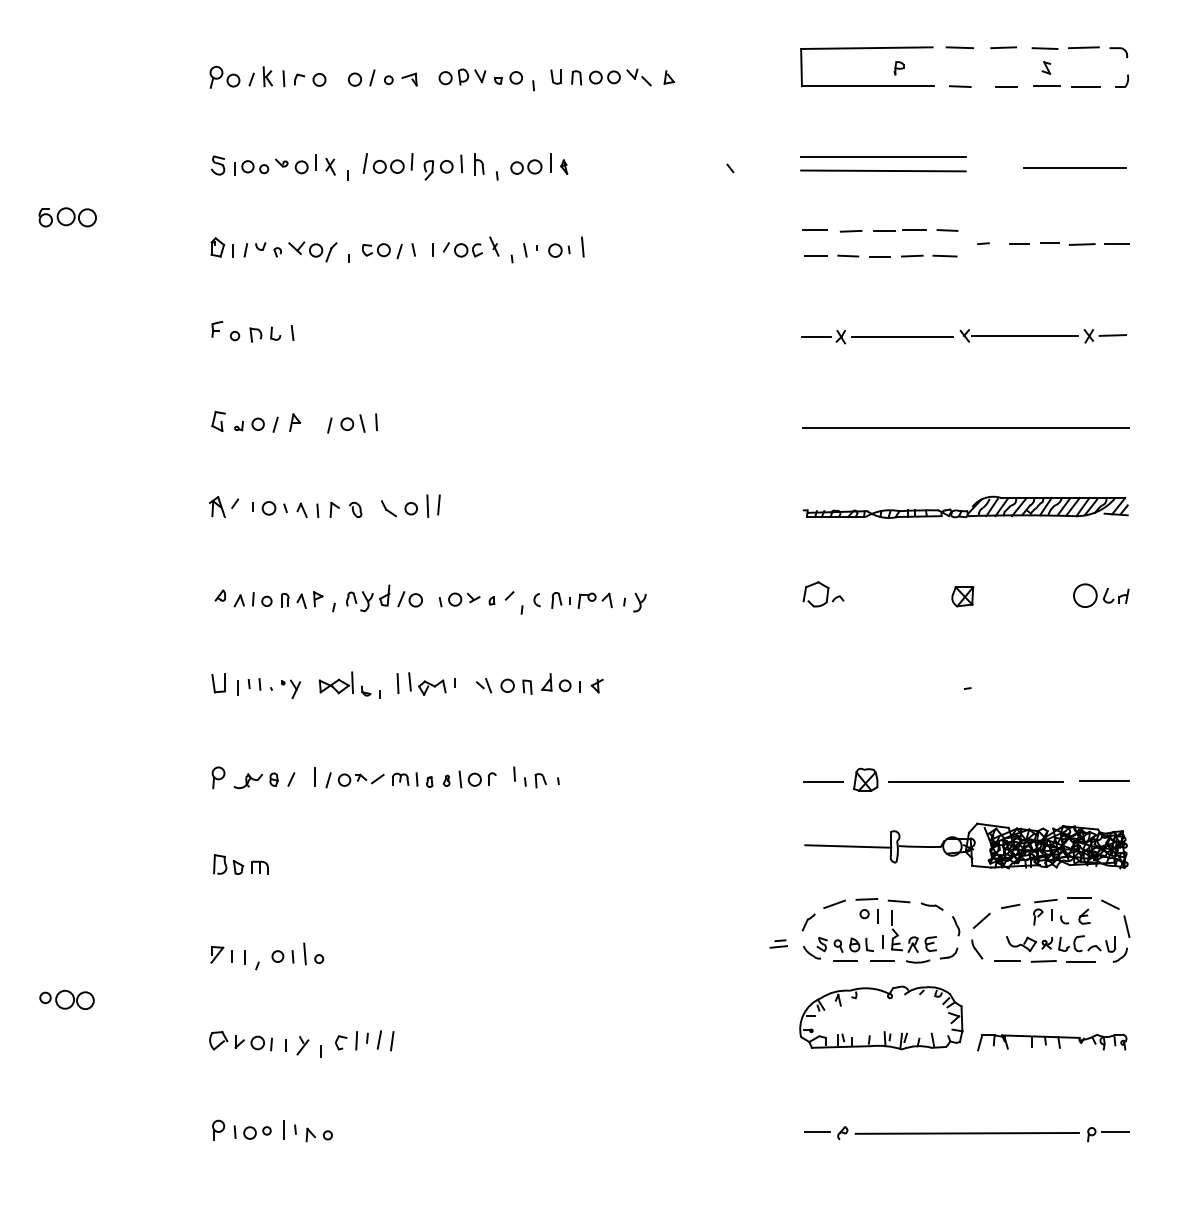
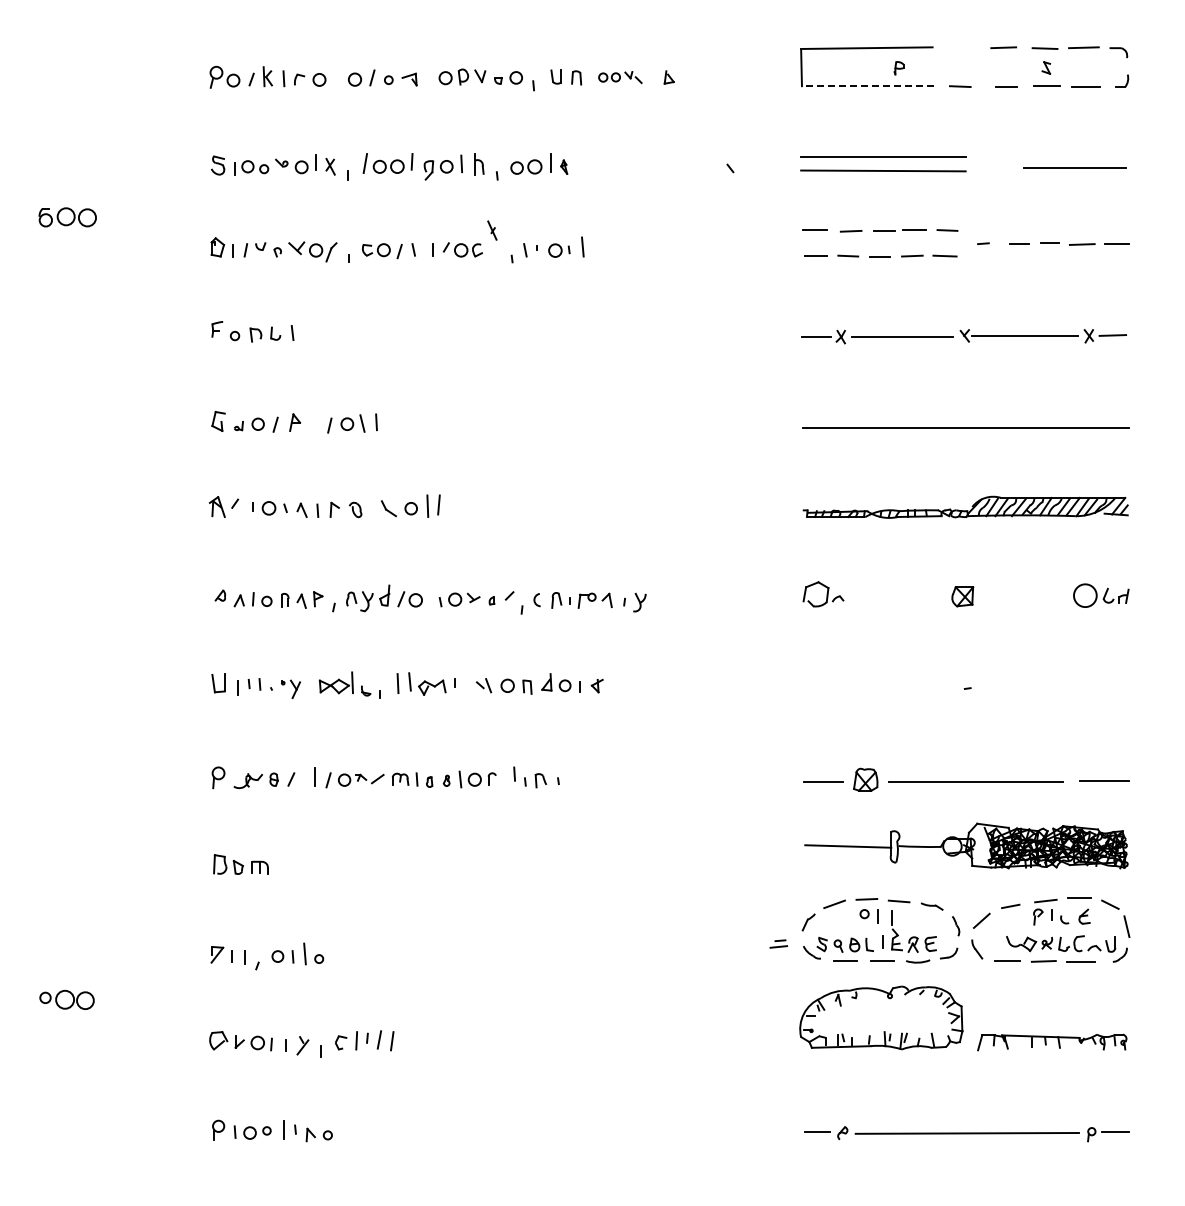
line: present -> none (959, 47)
part size: 63x19 px -> 45x14 px (620, 77)
line: solid -> dashed (867, 86)
part position: (494, 246) -> (492, 230) (492, 230)
